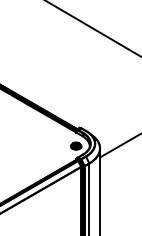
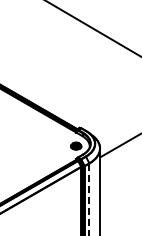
line: solid -> dashed (89, 199)
